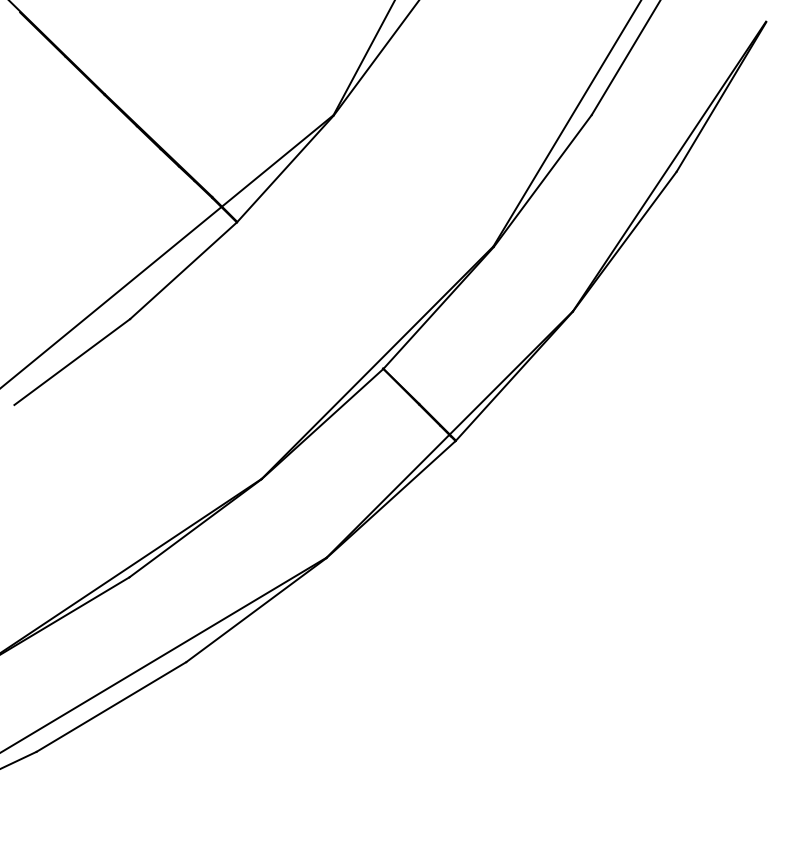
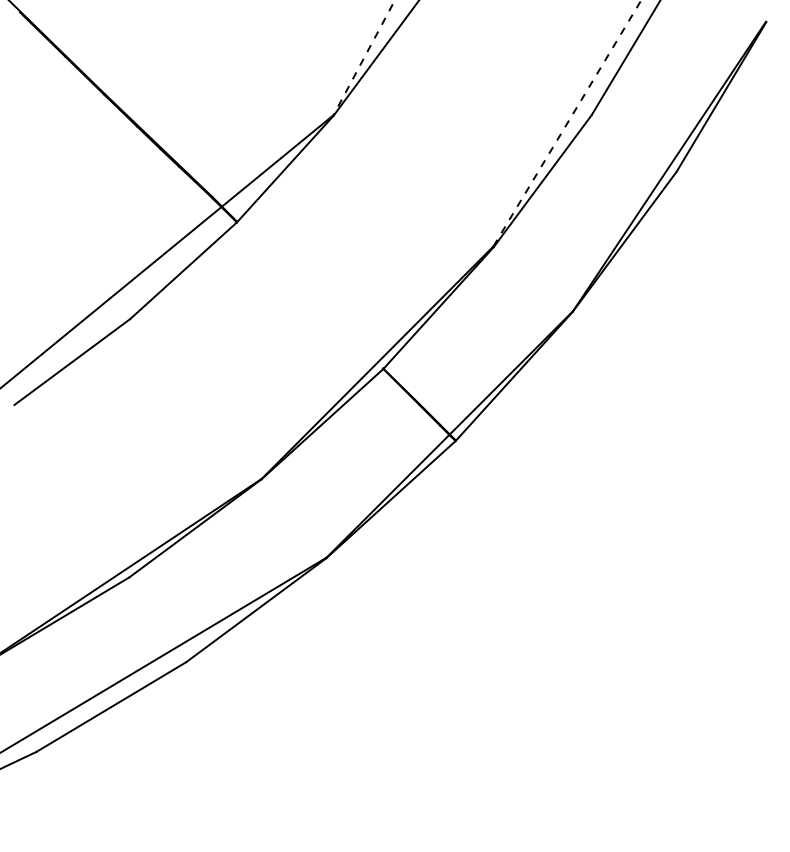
line: solid -> dashed (364, 57)
line: solid -> dashed (567, 122)
